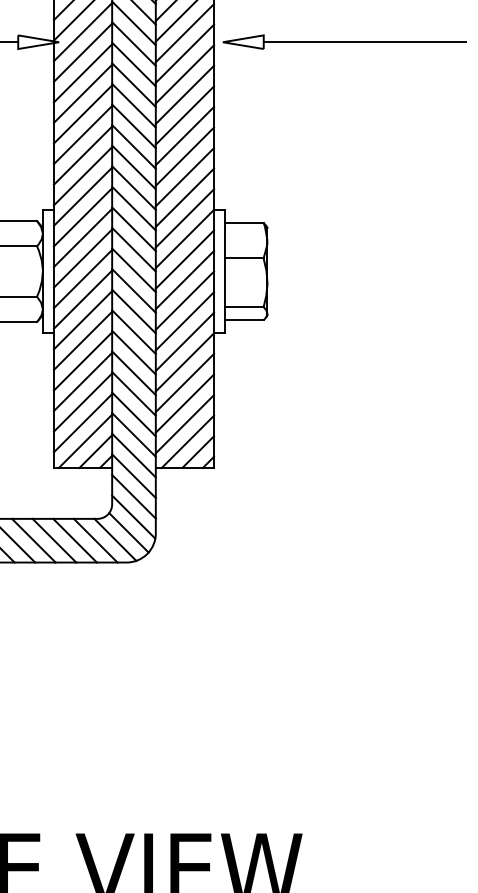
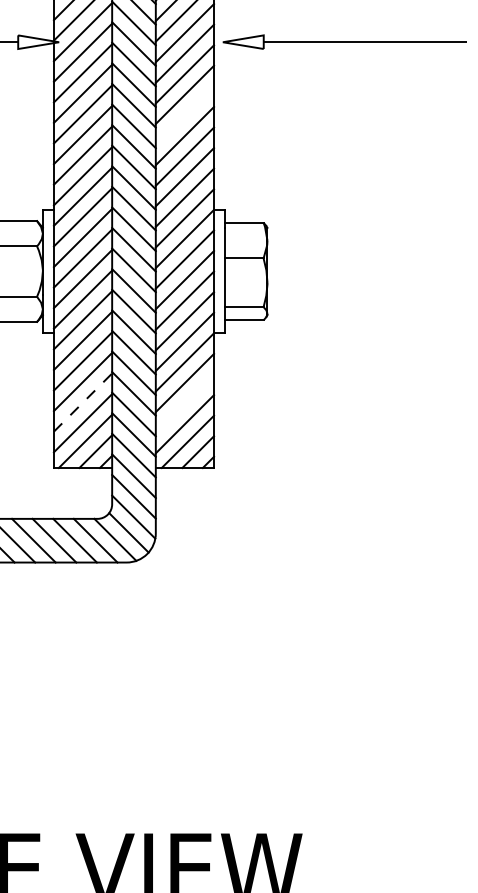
line: present -> none (184, 115)
line: solid -> dashed (83, 402)
line: present -> none (184, 403)
